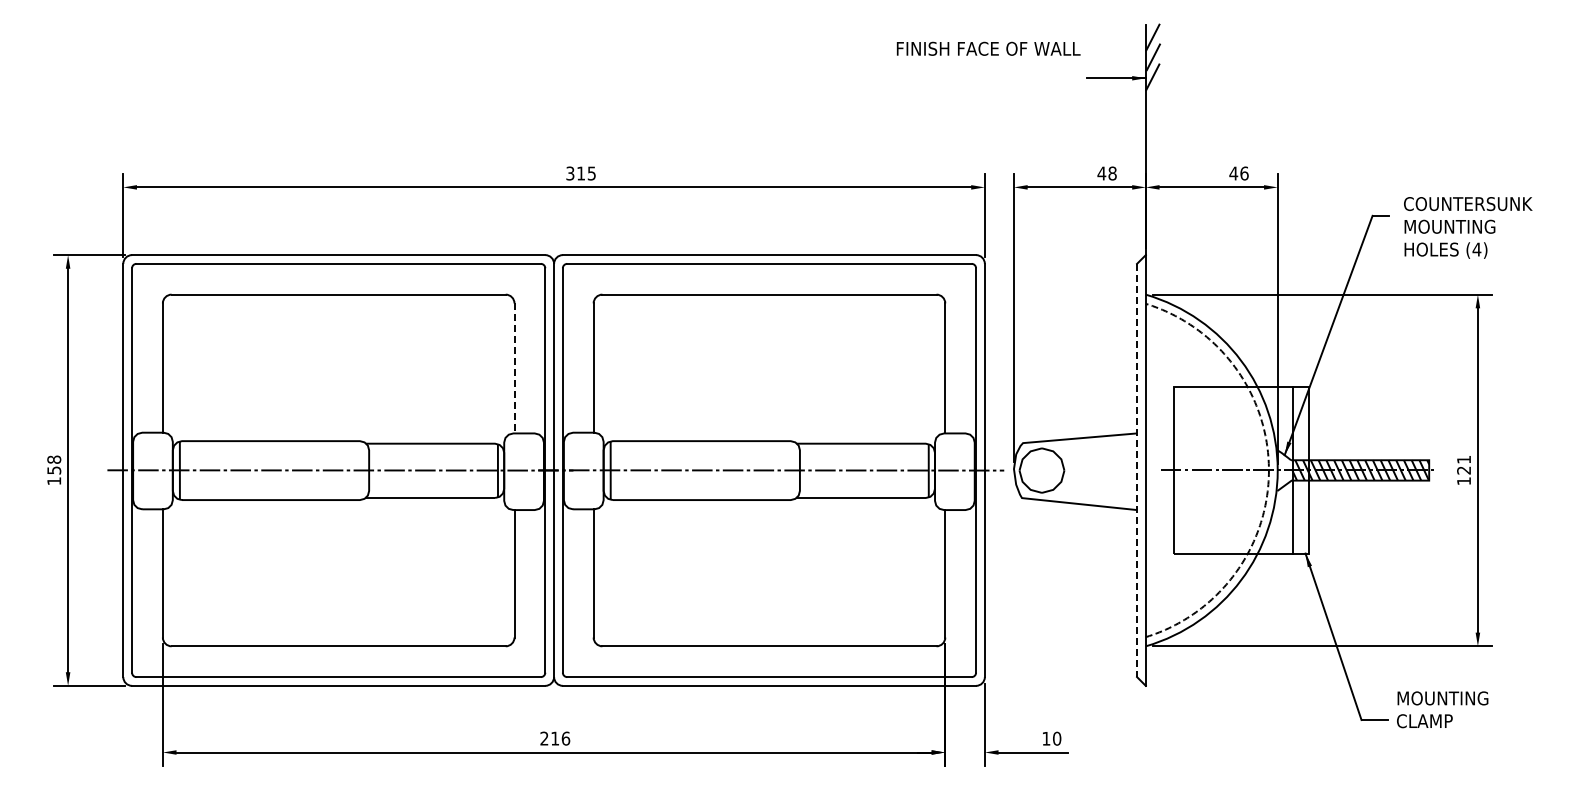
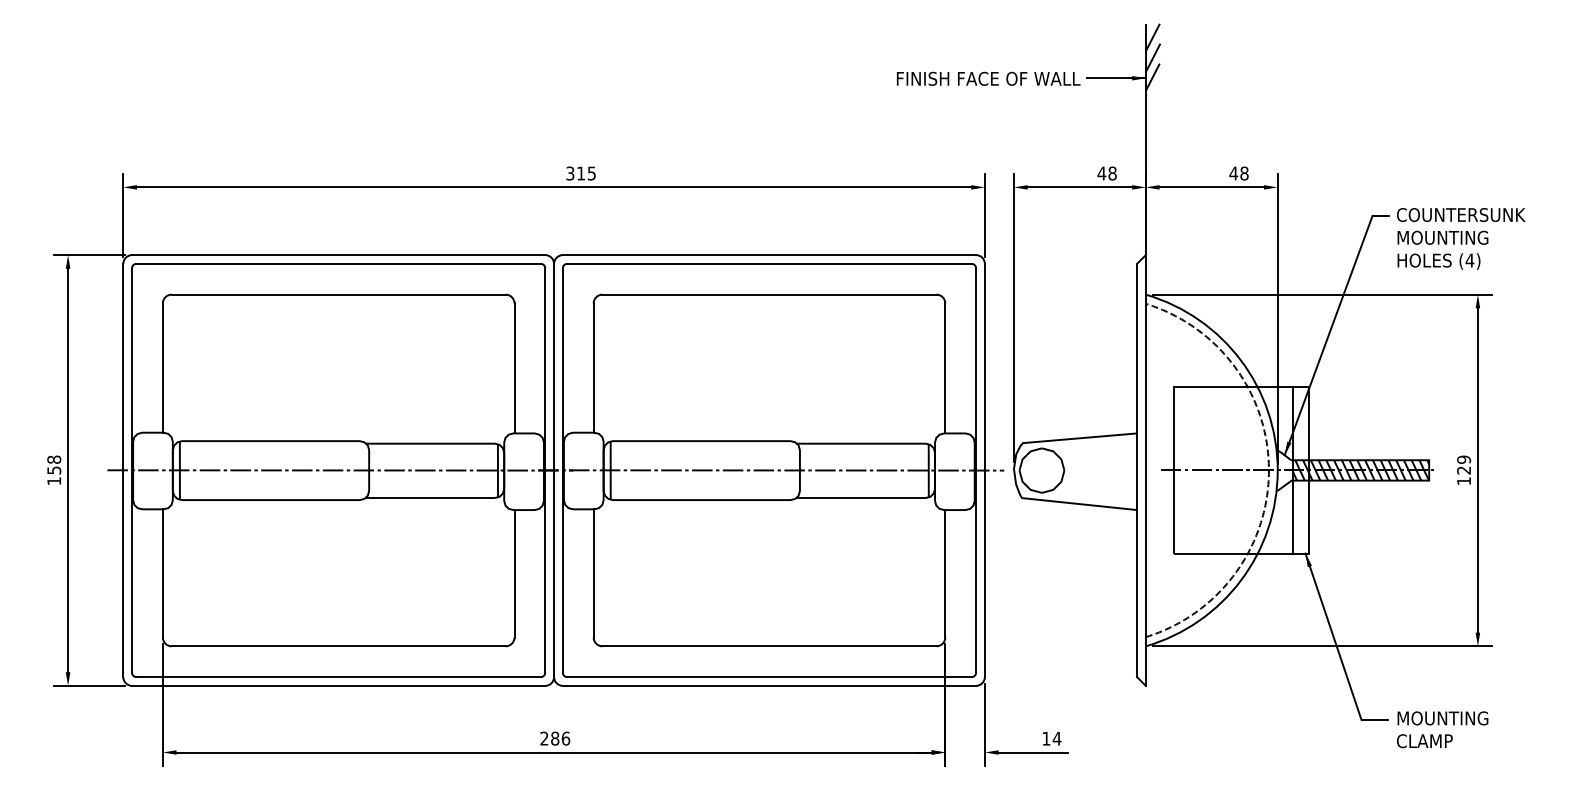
text position: (988, 48) -> (988, 78) (988, 78)
text: 46 -> 48 (1244, 173)
text position: (1468, 227) -> (1461, 238) (1461, 238)
line: dashed -> solid (514, 368)
text: 121 -> 129 (1464, 459)
line: dashed -> solid (1137, 470)
text position: (1442, 709) -> (1442, 729) (1442, 729)
text: 216 -> 286 (555, 738)
text: 10 -> 14 (1056, 738)
